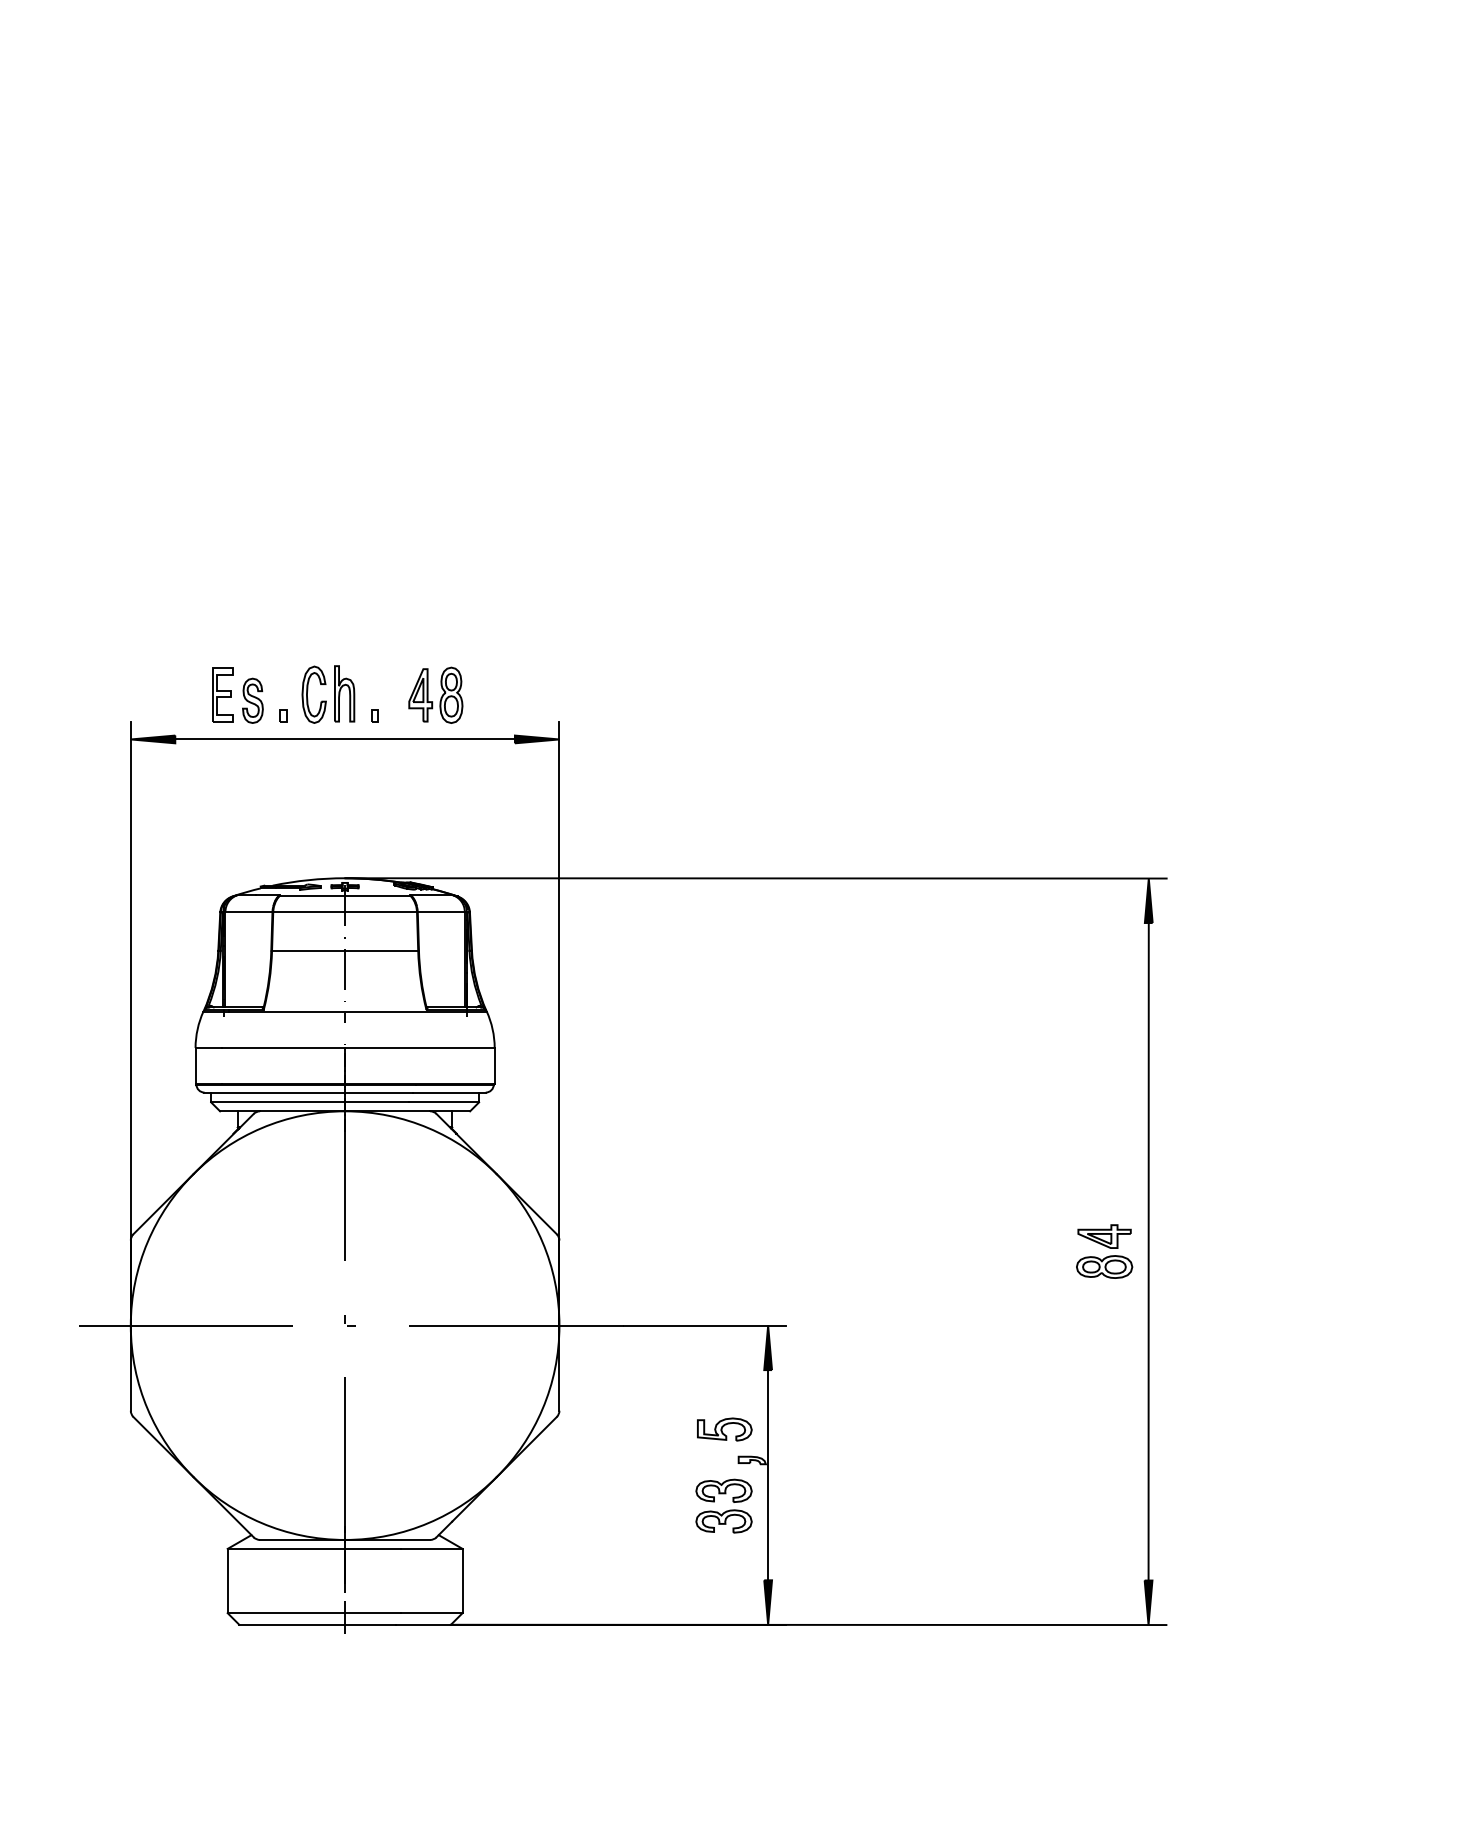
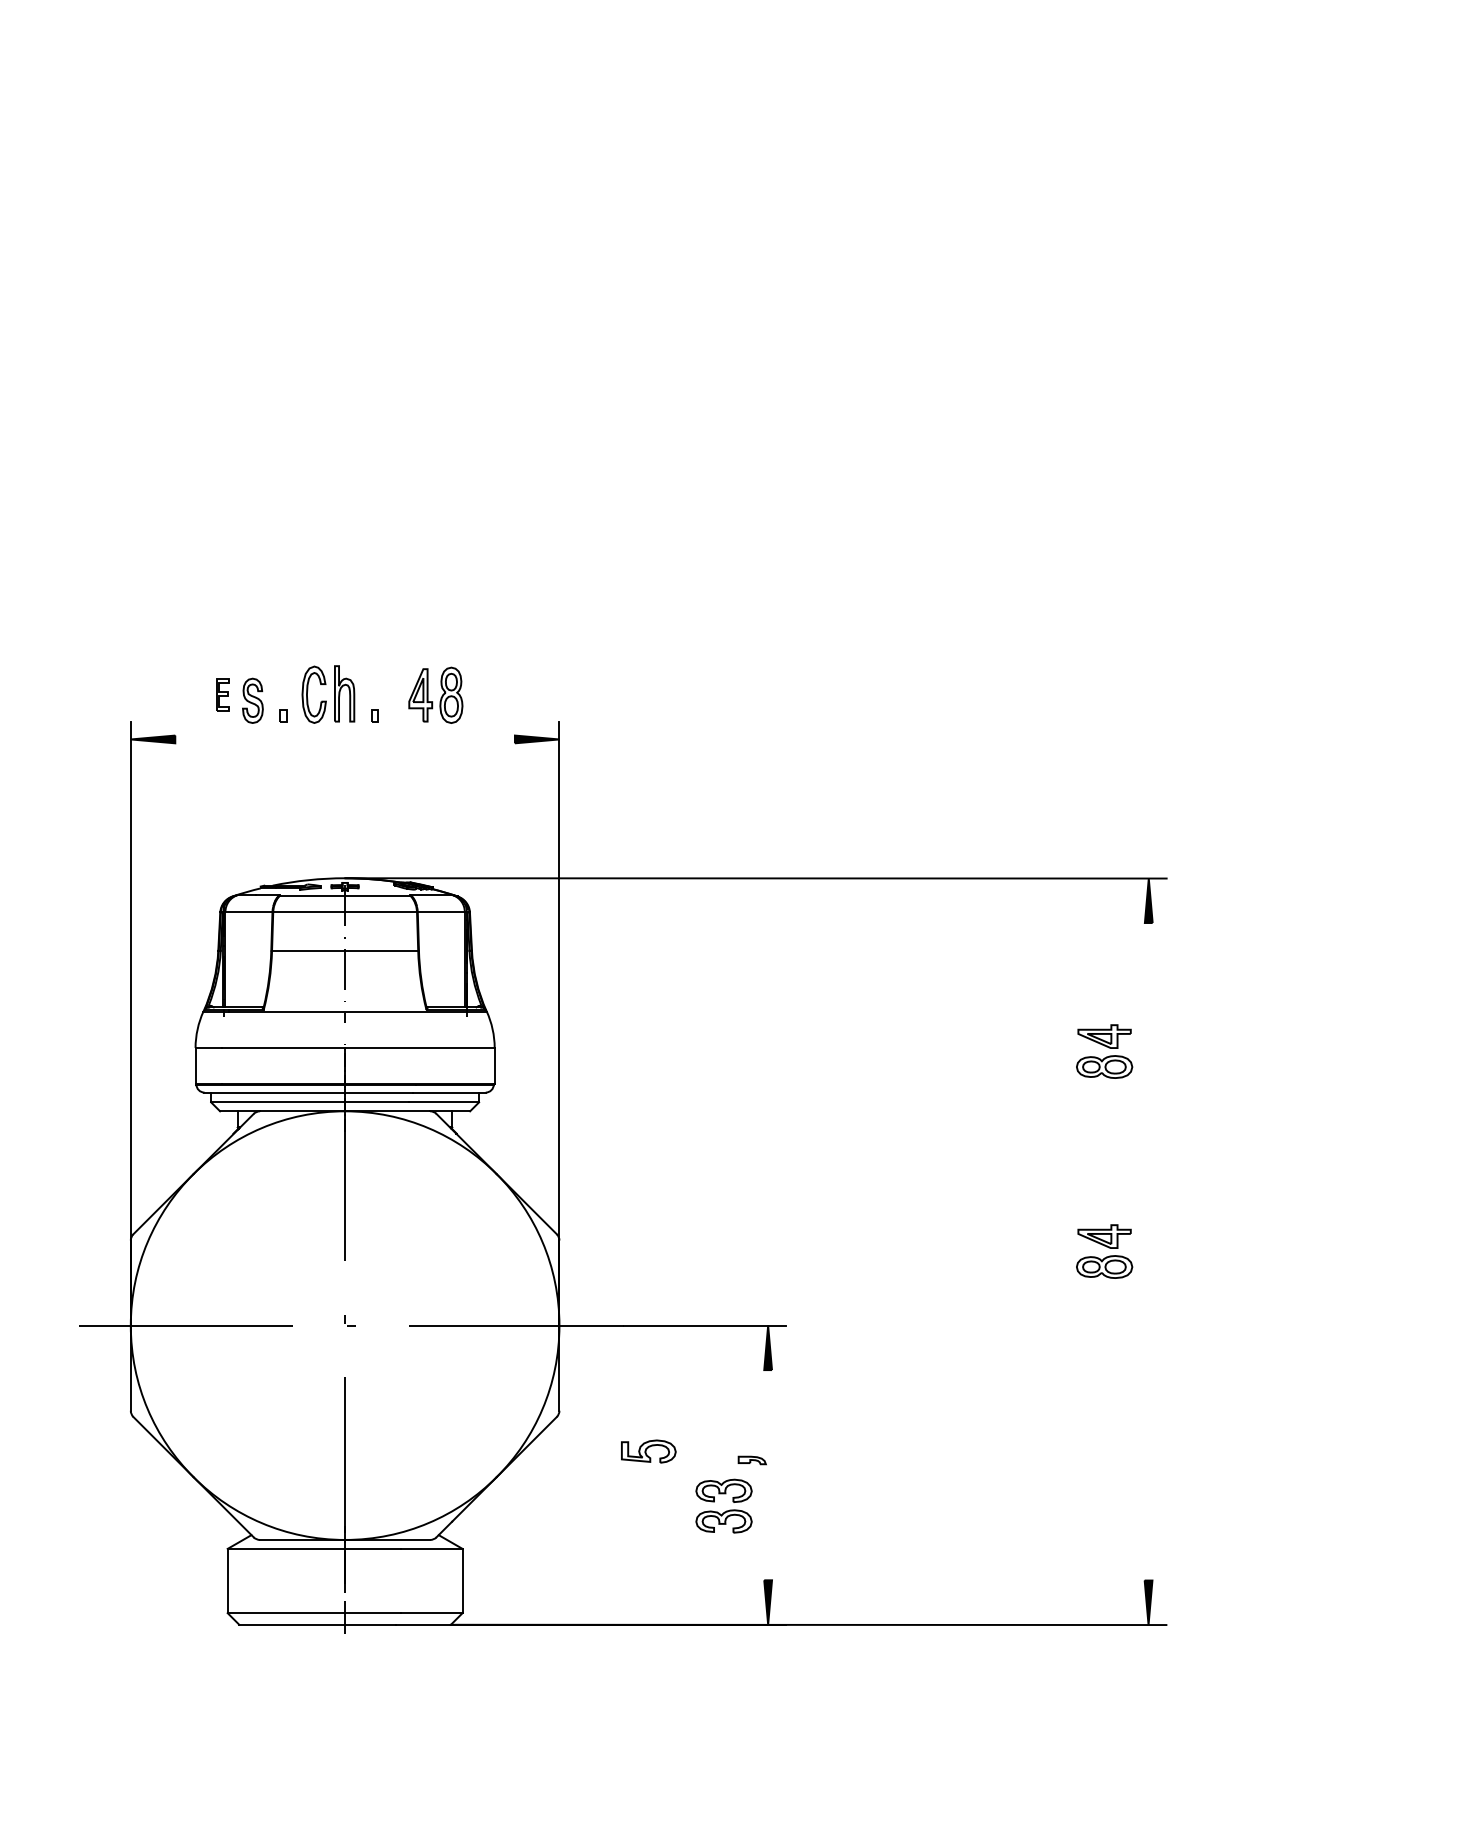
part size: 22x56 px -> 14x34 px (222, 694)
line: present -> none (344, 739)
part: none -> present (1104, 1051)
line: present -> none (1148, 1251)
part position: (724, 1429) -> (648, 1451) (648, 1451)
line: present -> none (768, 1475)
